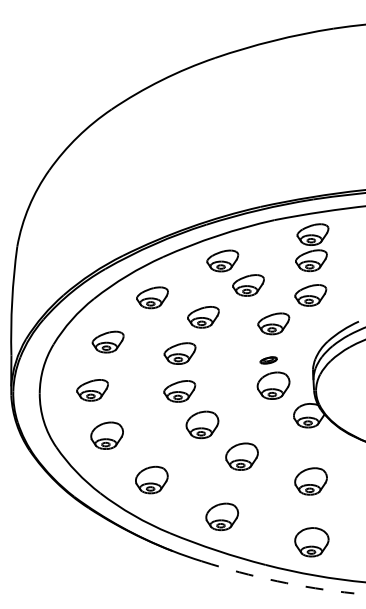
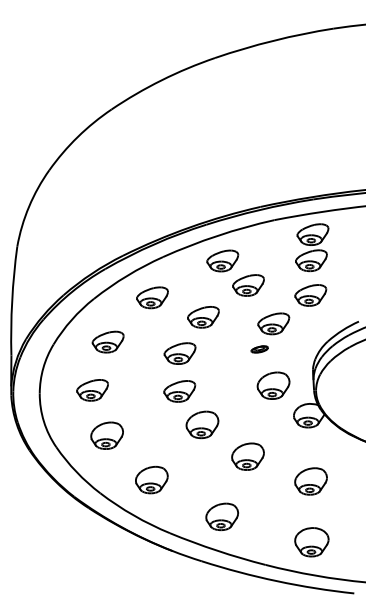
part position: (268, 360) -> (259, 349) (259, 349)
part position: (241, 456) -> (247, 456) (247, 456)
arc: dashed -> solid (277, 581)
